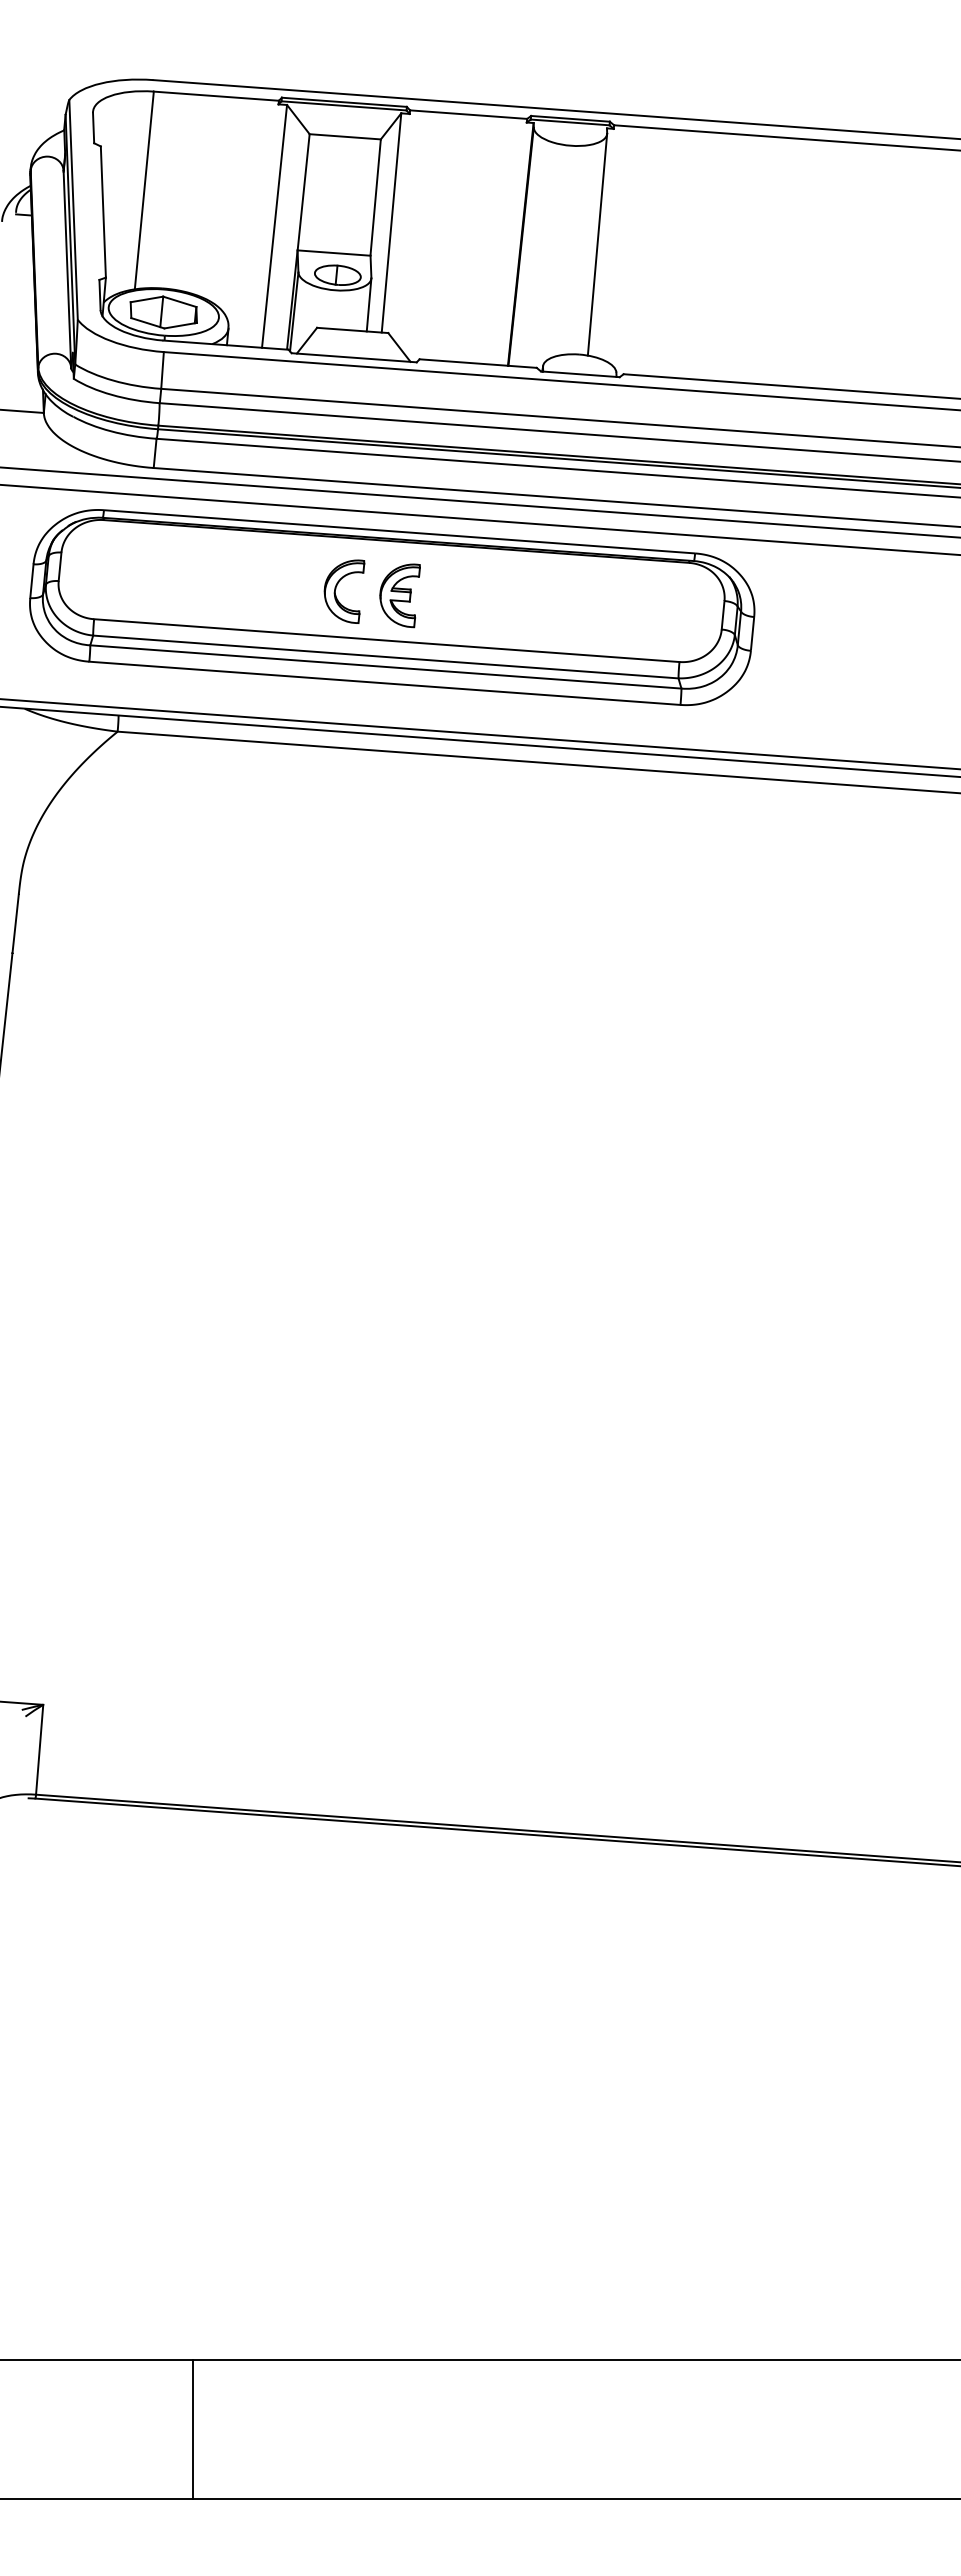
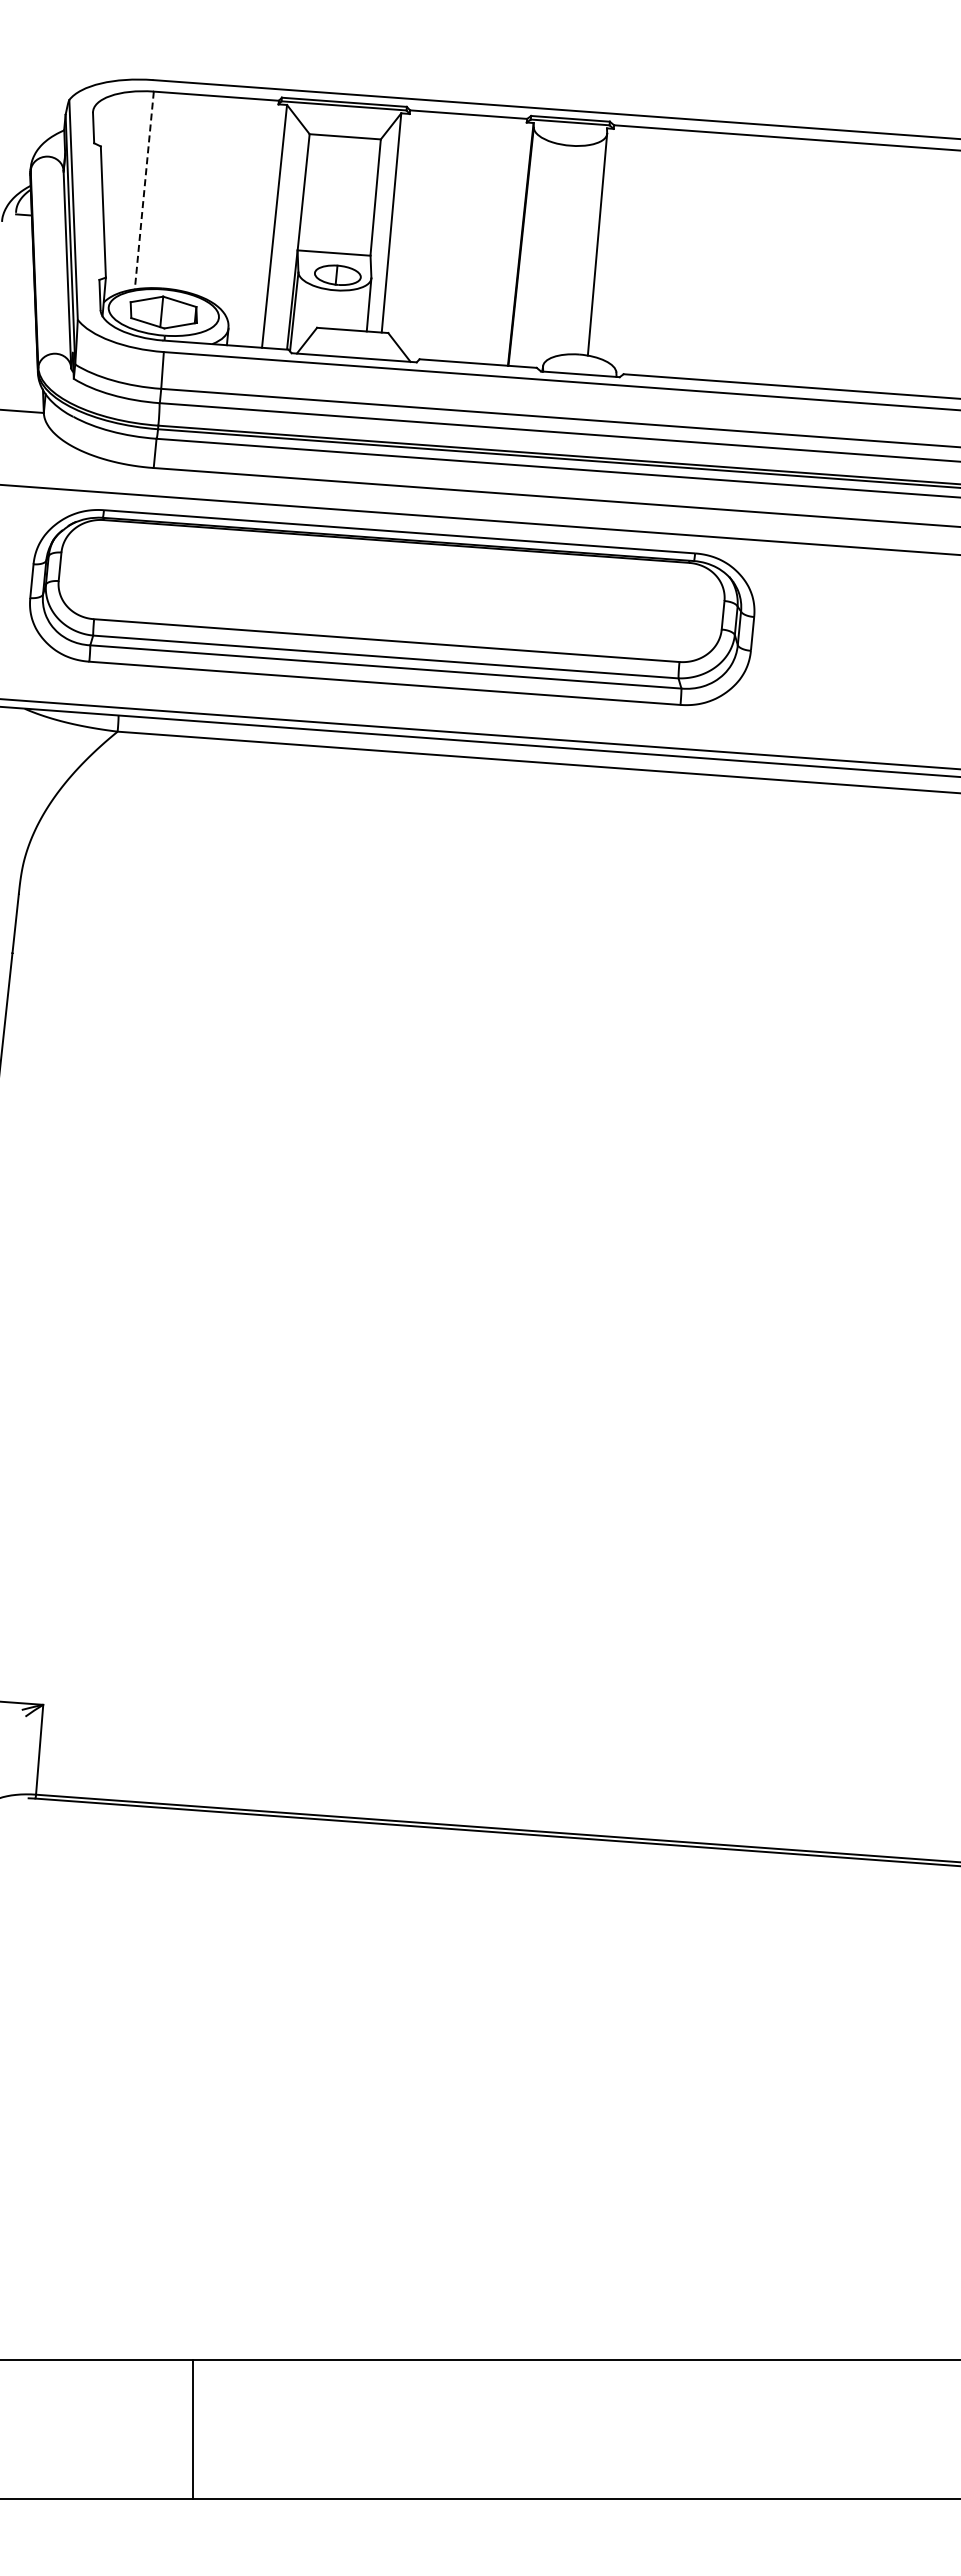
line: solid -> dashed (144, 190)
line: present -> none (479, 502)
part: present -> none (336, 589)
part: present -> none (399, 595)
